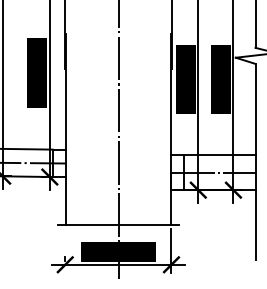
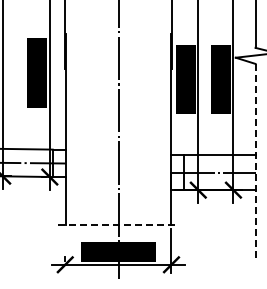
line: solid -> dashed (255, 161)
line: solid -> dashed (118, 224)
